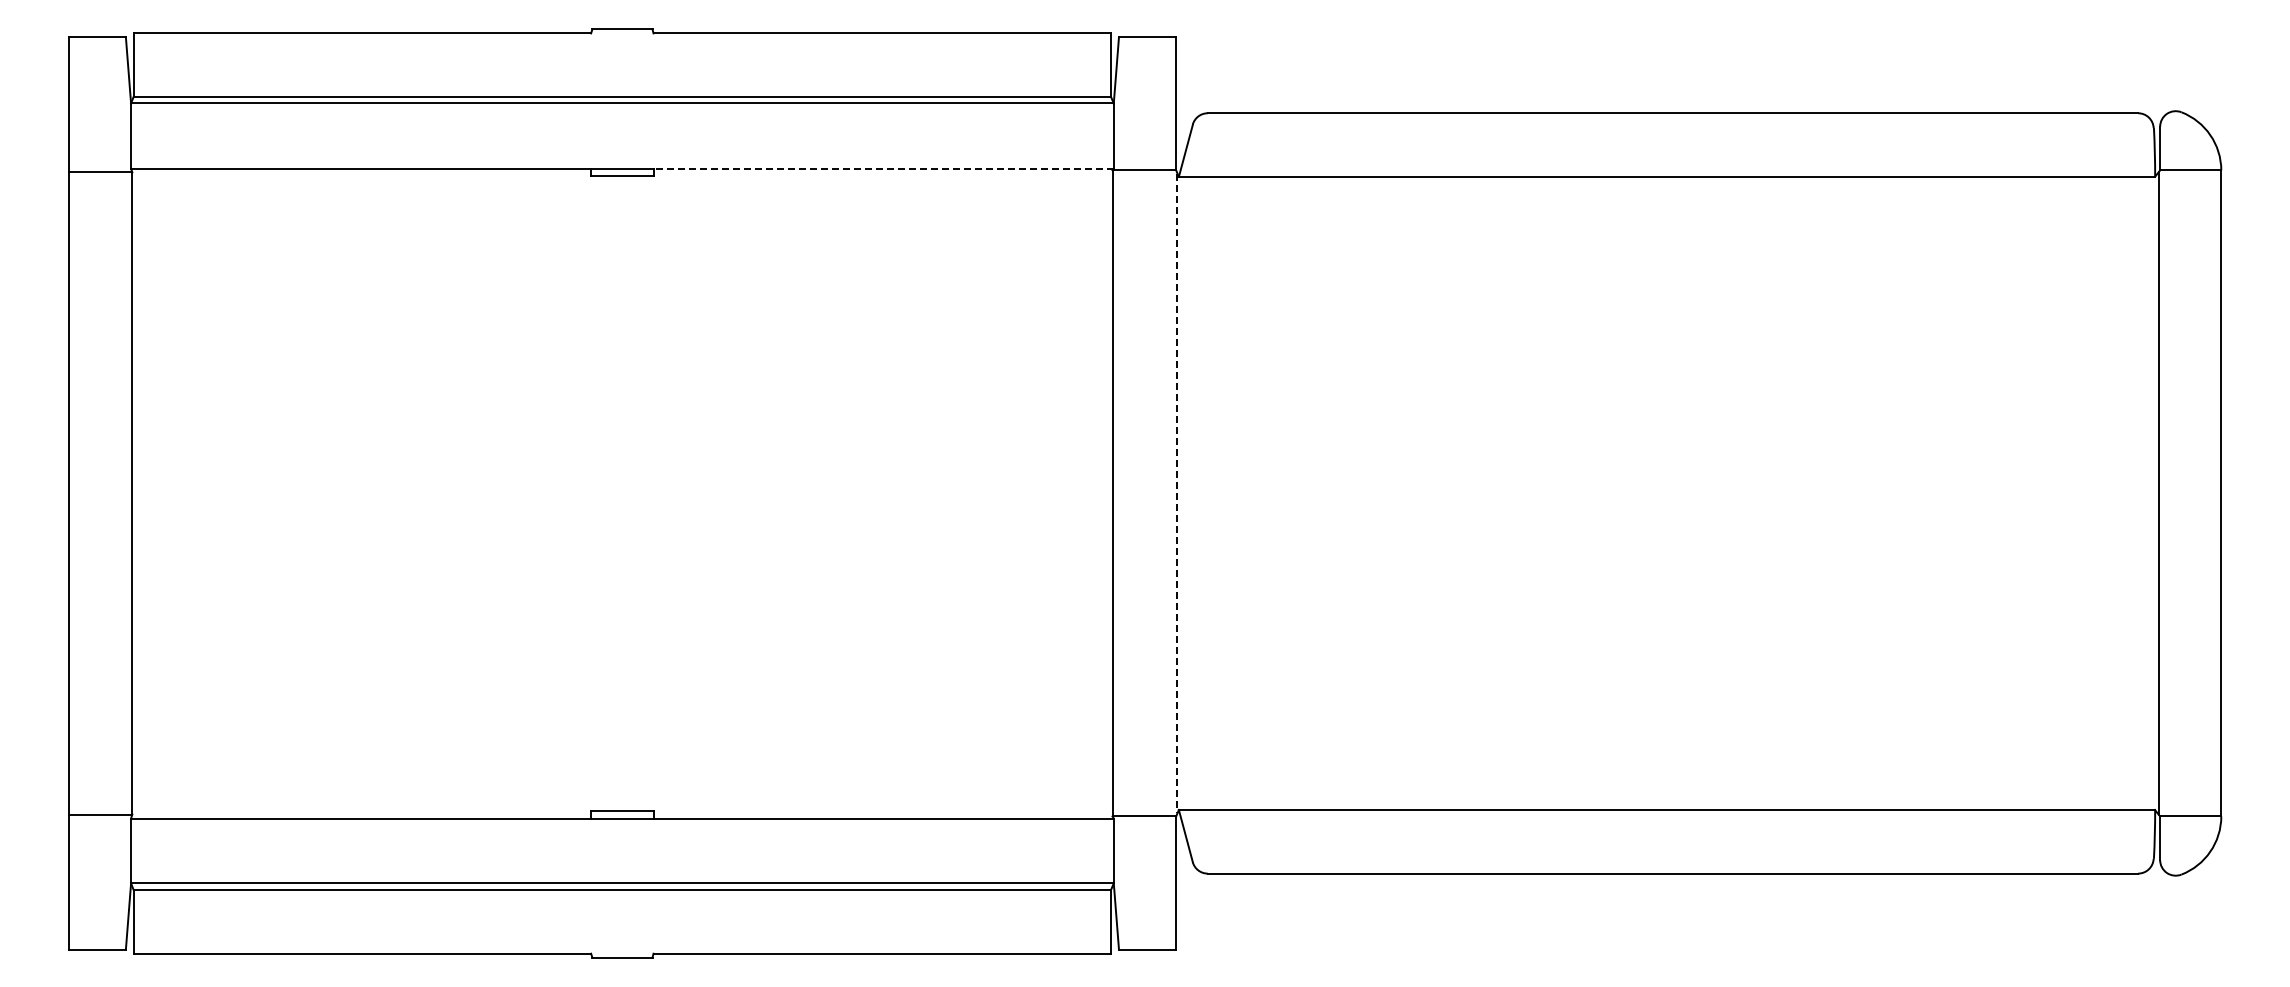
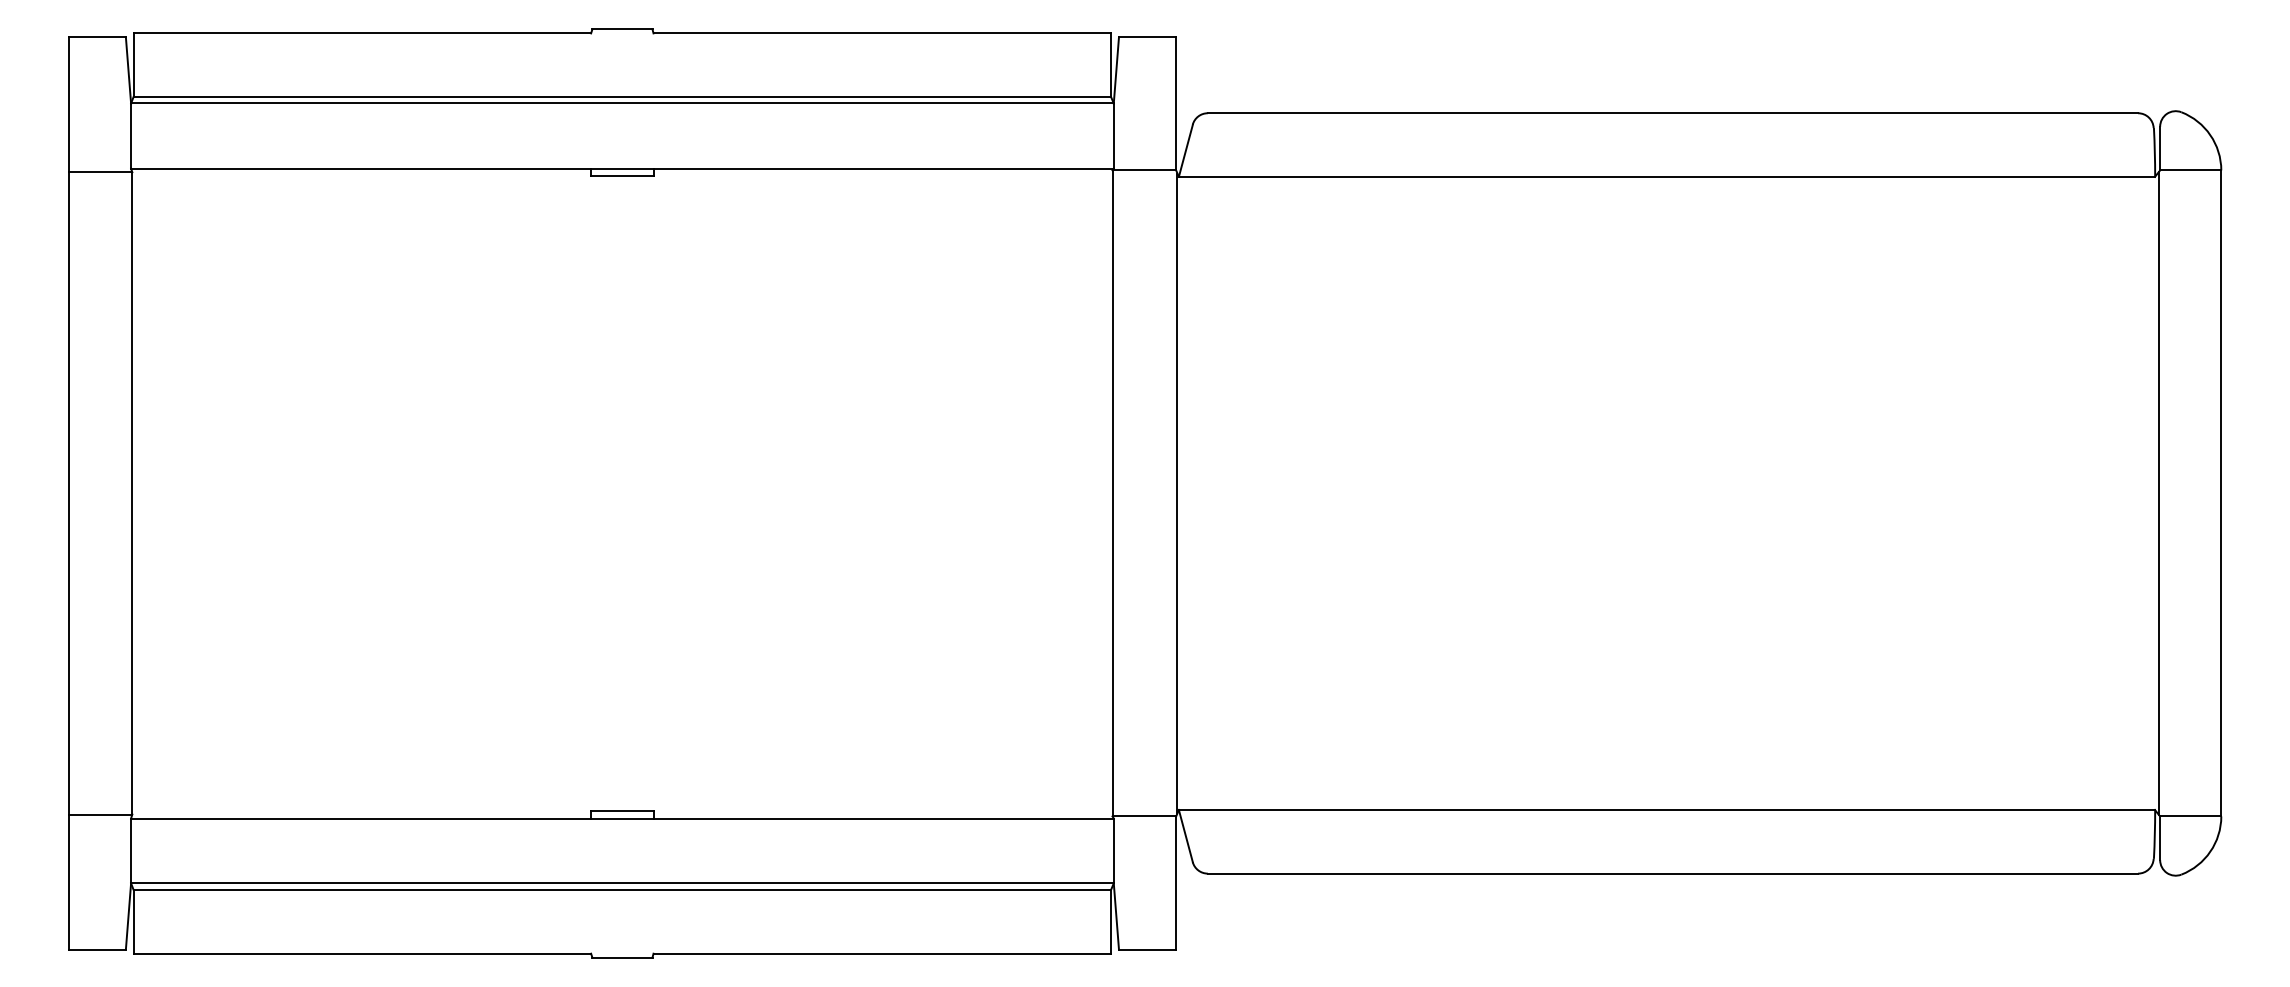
line: dashed -> solid (883, 168)
line: dashed -> solid (1177, 493)
